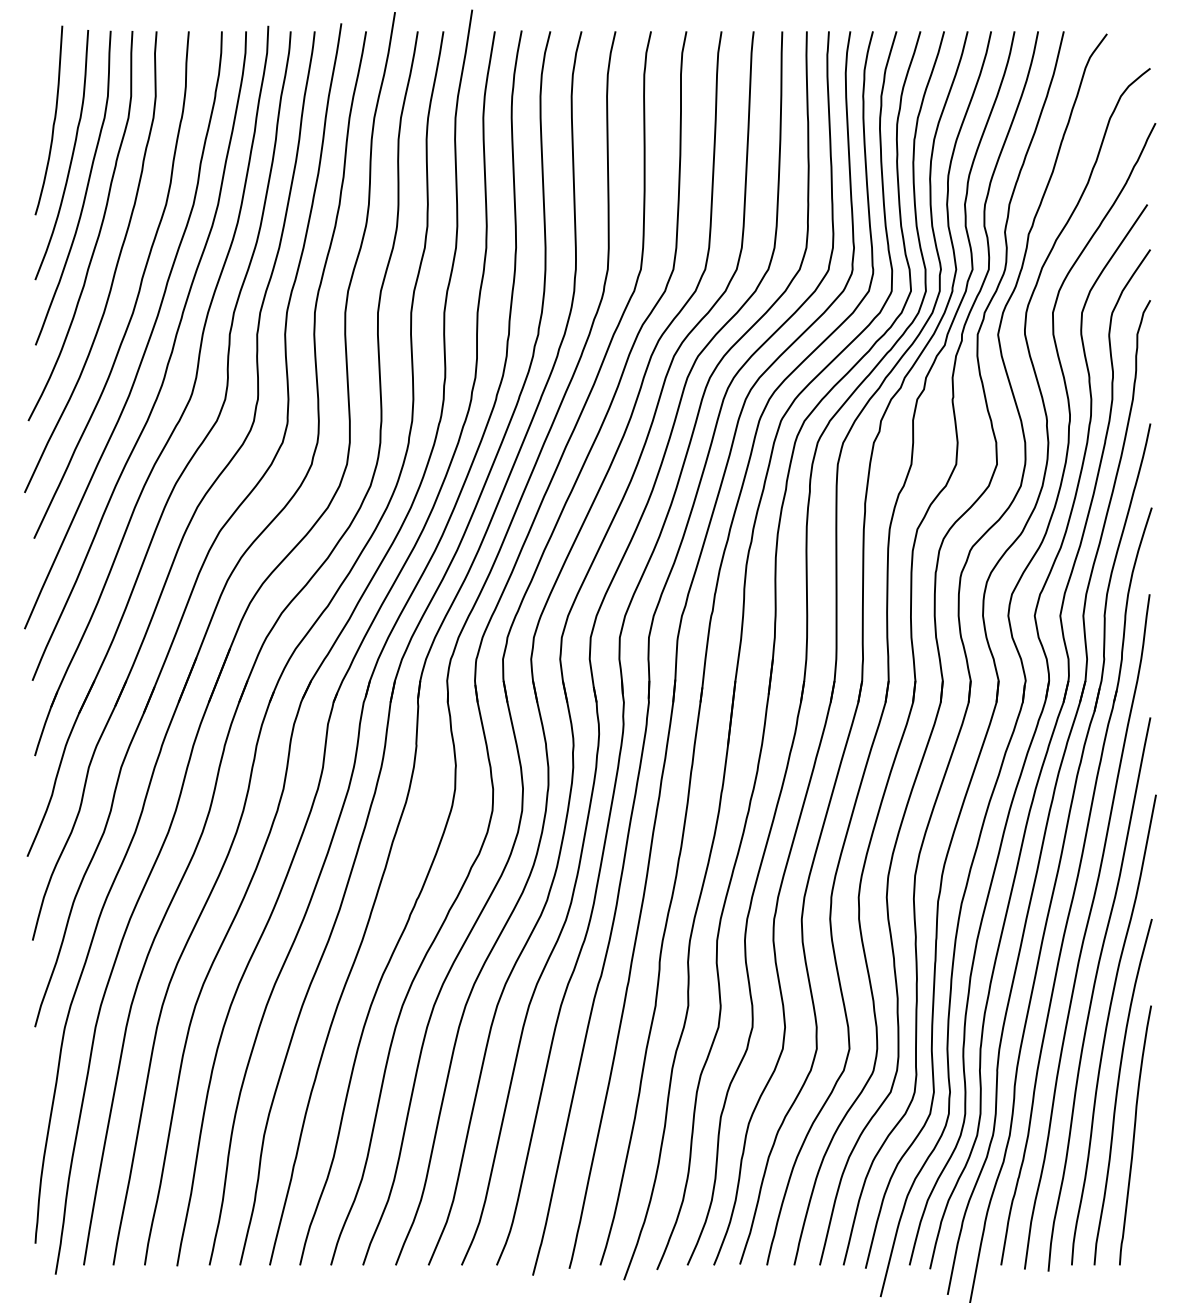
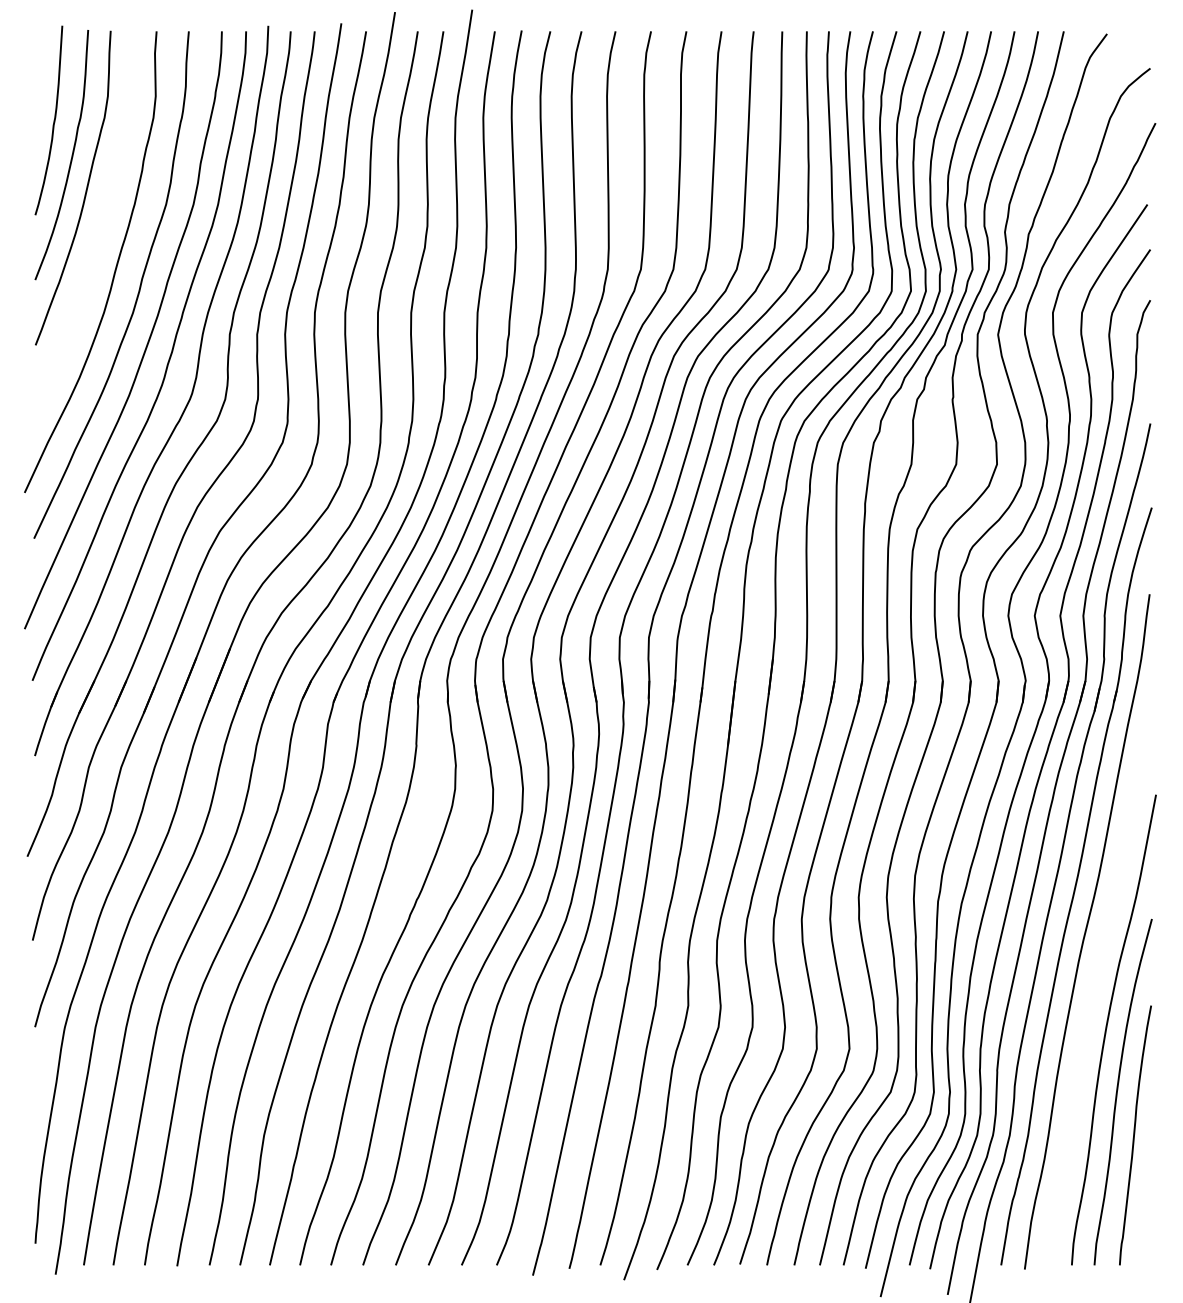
curve: present -> none (98, 232)
curve: present -> none (1093, 994)
